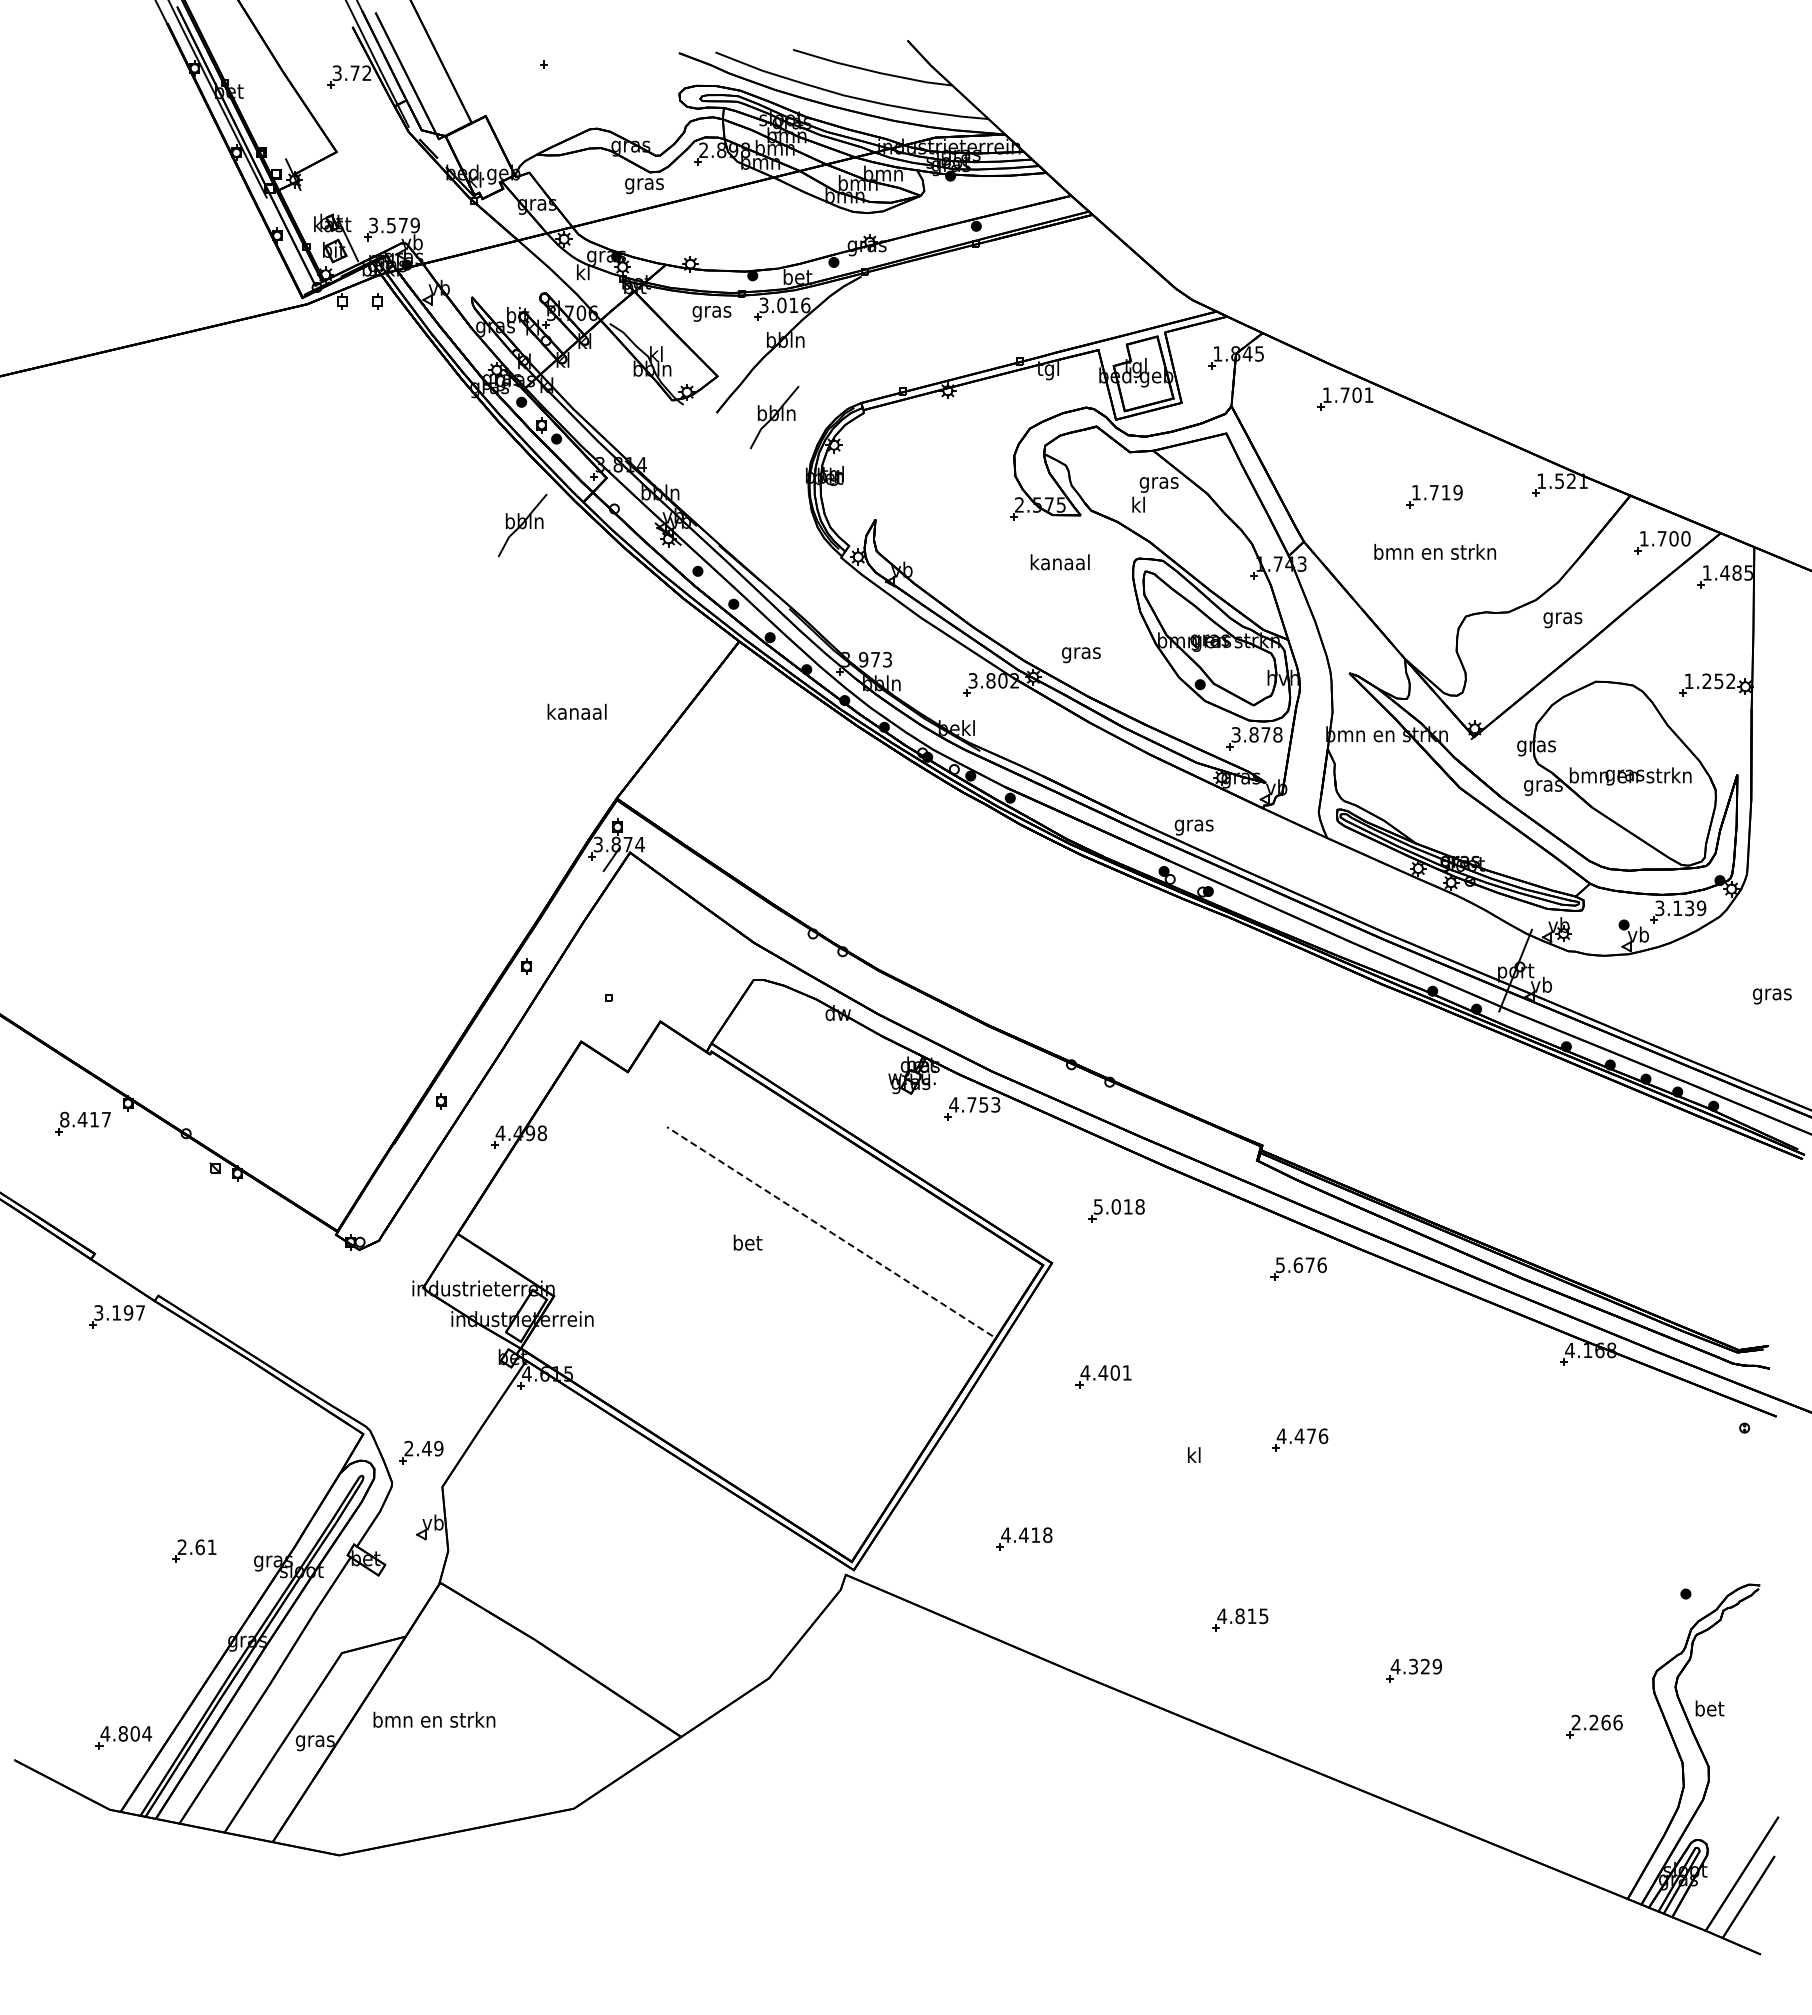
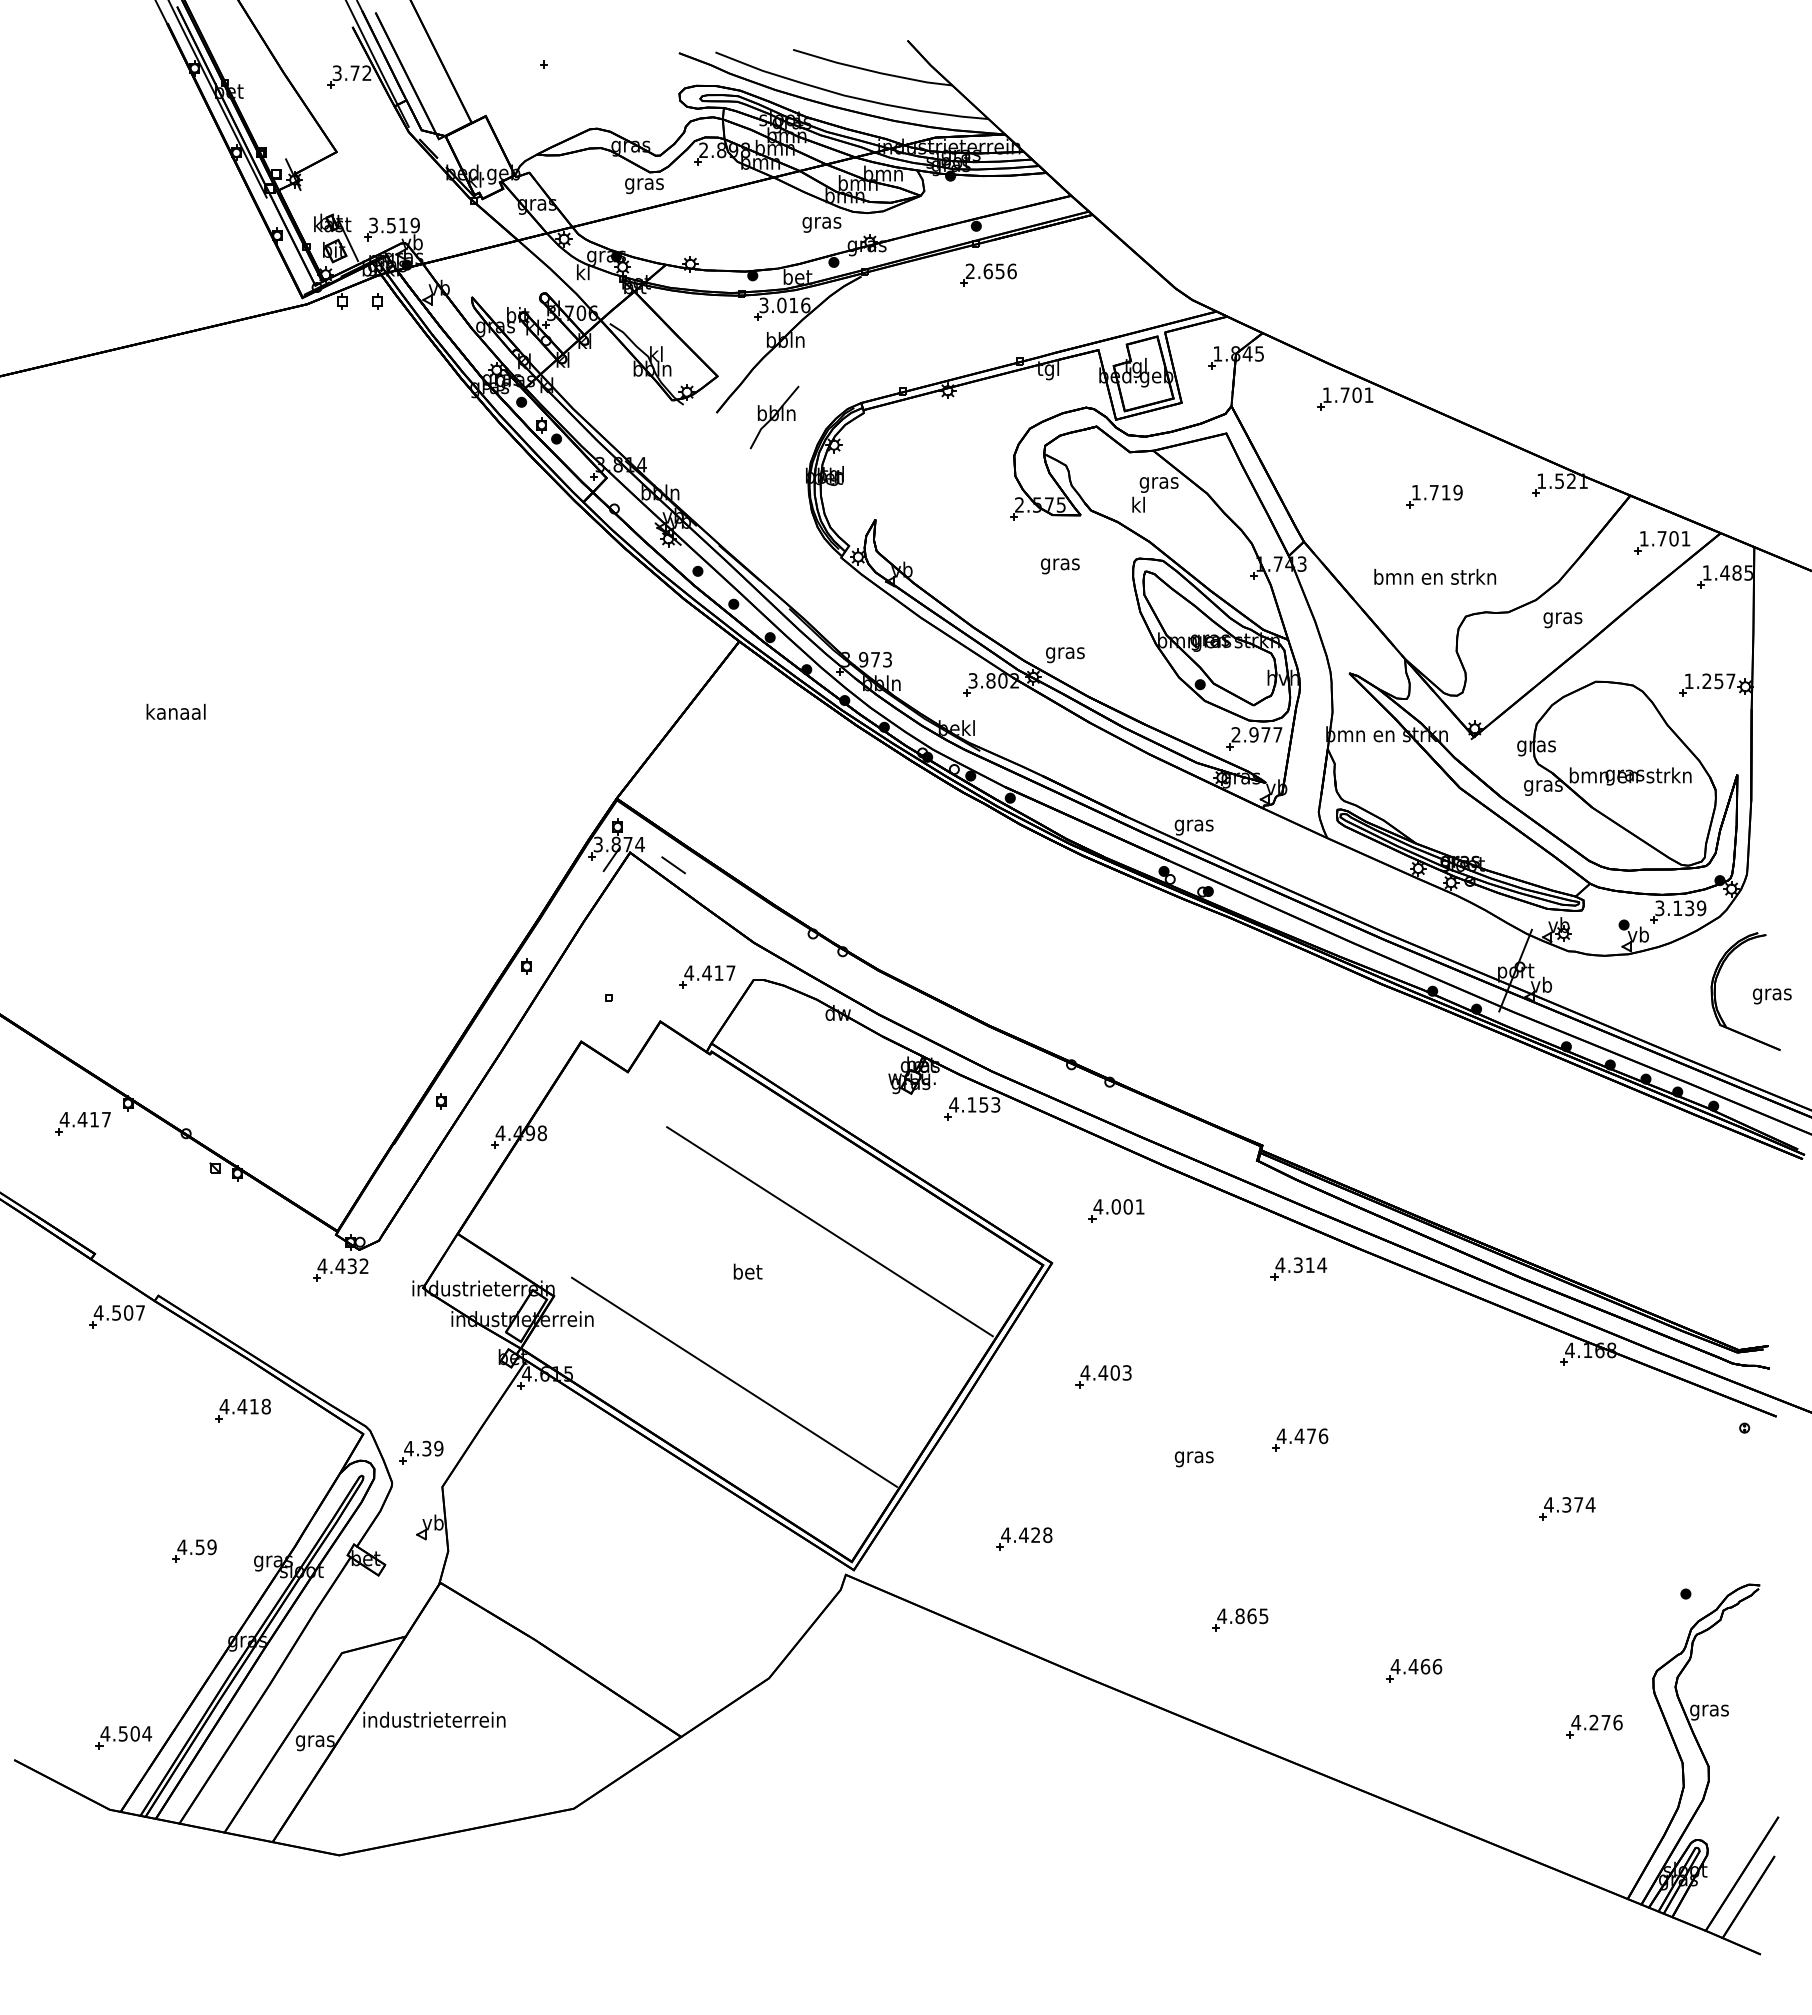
text: 3.579 -> 3.519 (403, 225)
part: none -> present (988, 274)
text position: (711, 313) -> (821, 224) (821, 224)
part: present -> none (522, 525)
text: 1.700 -> 1.701 (1685, 538)
text position: (1435, 551) -> (1435, 576) (1435, 576)
text: kanaal -> gras (1059, 564)
text position: (1081, 655) -> (1065, 655) (1065, 655)
text: 1.252 -> 1.257 (1730, 680)
text position: (576, 711) -> (175, 711) (175, 711)
text: 3.878 -> 2.977 (1256, 734)
line: none -> present (673, 865)
part: none -> present (707, 976)
part: none -> present (1715, 991)
text: 4.753 -> 4.153 (971, 1104)
text: 8.417 -> 4.417 (64, 1119)
text: 5.018 -> 4.001 (1118, 1206)
line: dashed -> solid (829, 1231)
text position: (747, 1242) -> (747, 1271) (747, 1271)
text: 5.676 -> 4.314 (1301, 1265)
part: none -> present (340, 1269)
text: 3.197 -> 4.507 (113, 1312)
text: 4.401 -> 4.403 (1126, 1372)
line: none -> present (734, 1381)
part: none -> present (242, 1410)
text: 2.49 -> 4.39 (417, 1448)
text: kl -> gras (1193, 1457)
part: none -> present (1567, 1508)
text: 4.418 -> 4.428 (1035, 1534)
text: 2.61 -> 4.59 (196, 1547)
text: 4.815 -> 4.865 (1251, 1616)
text: 4.329 -> 4.466 (1425, 1666)
text: bet -> gras (1709, 1710)
text: bmn en strkn -> industrieterrein (434, 1719)
text: 2.266 -> 4.276 (1590, 1722)
text: 4.804 -> 4.504 (122, 1733)
